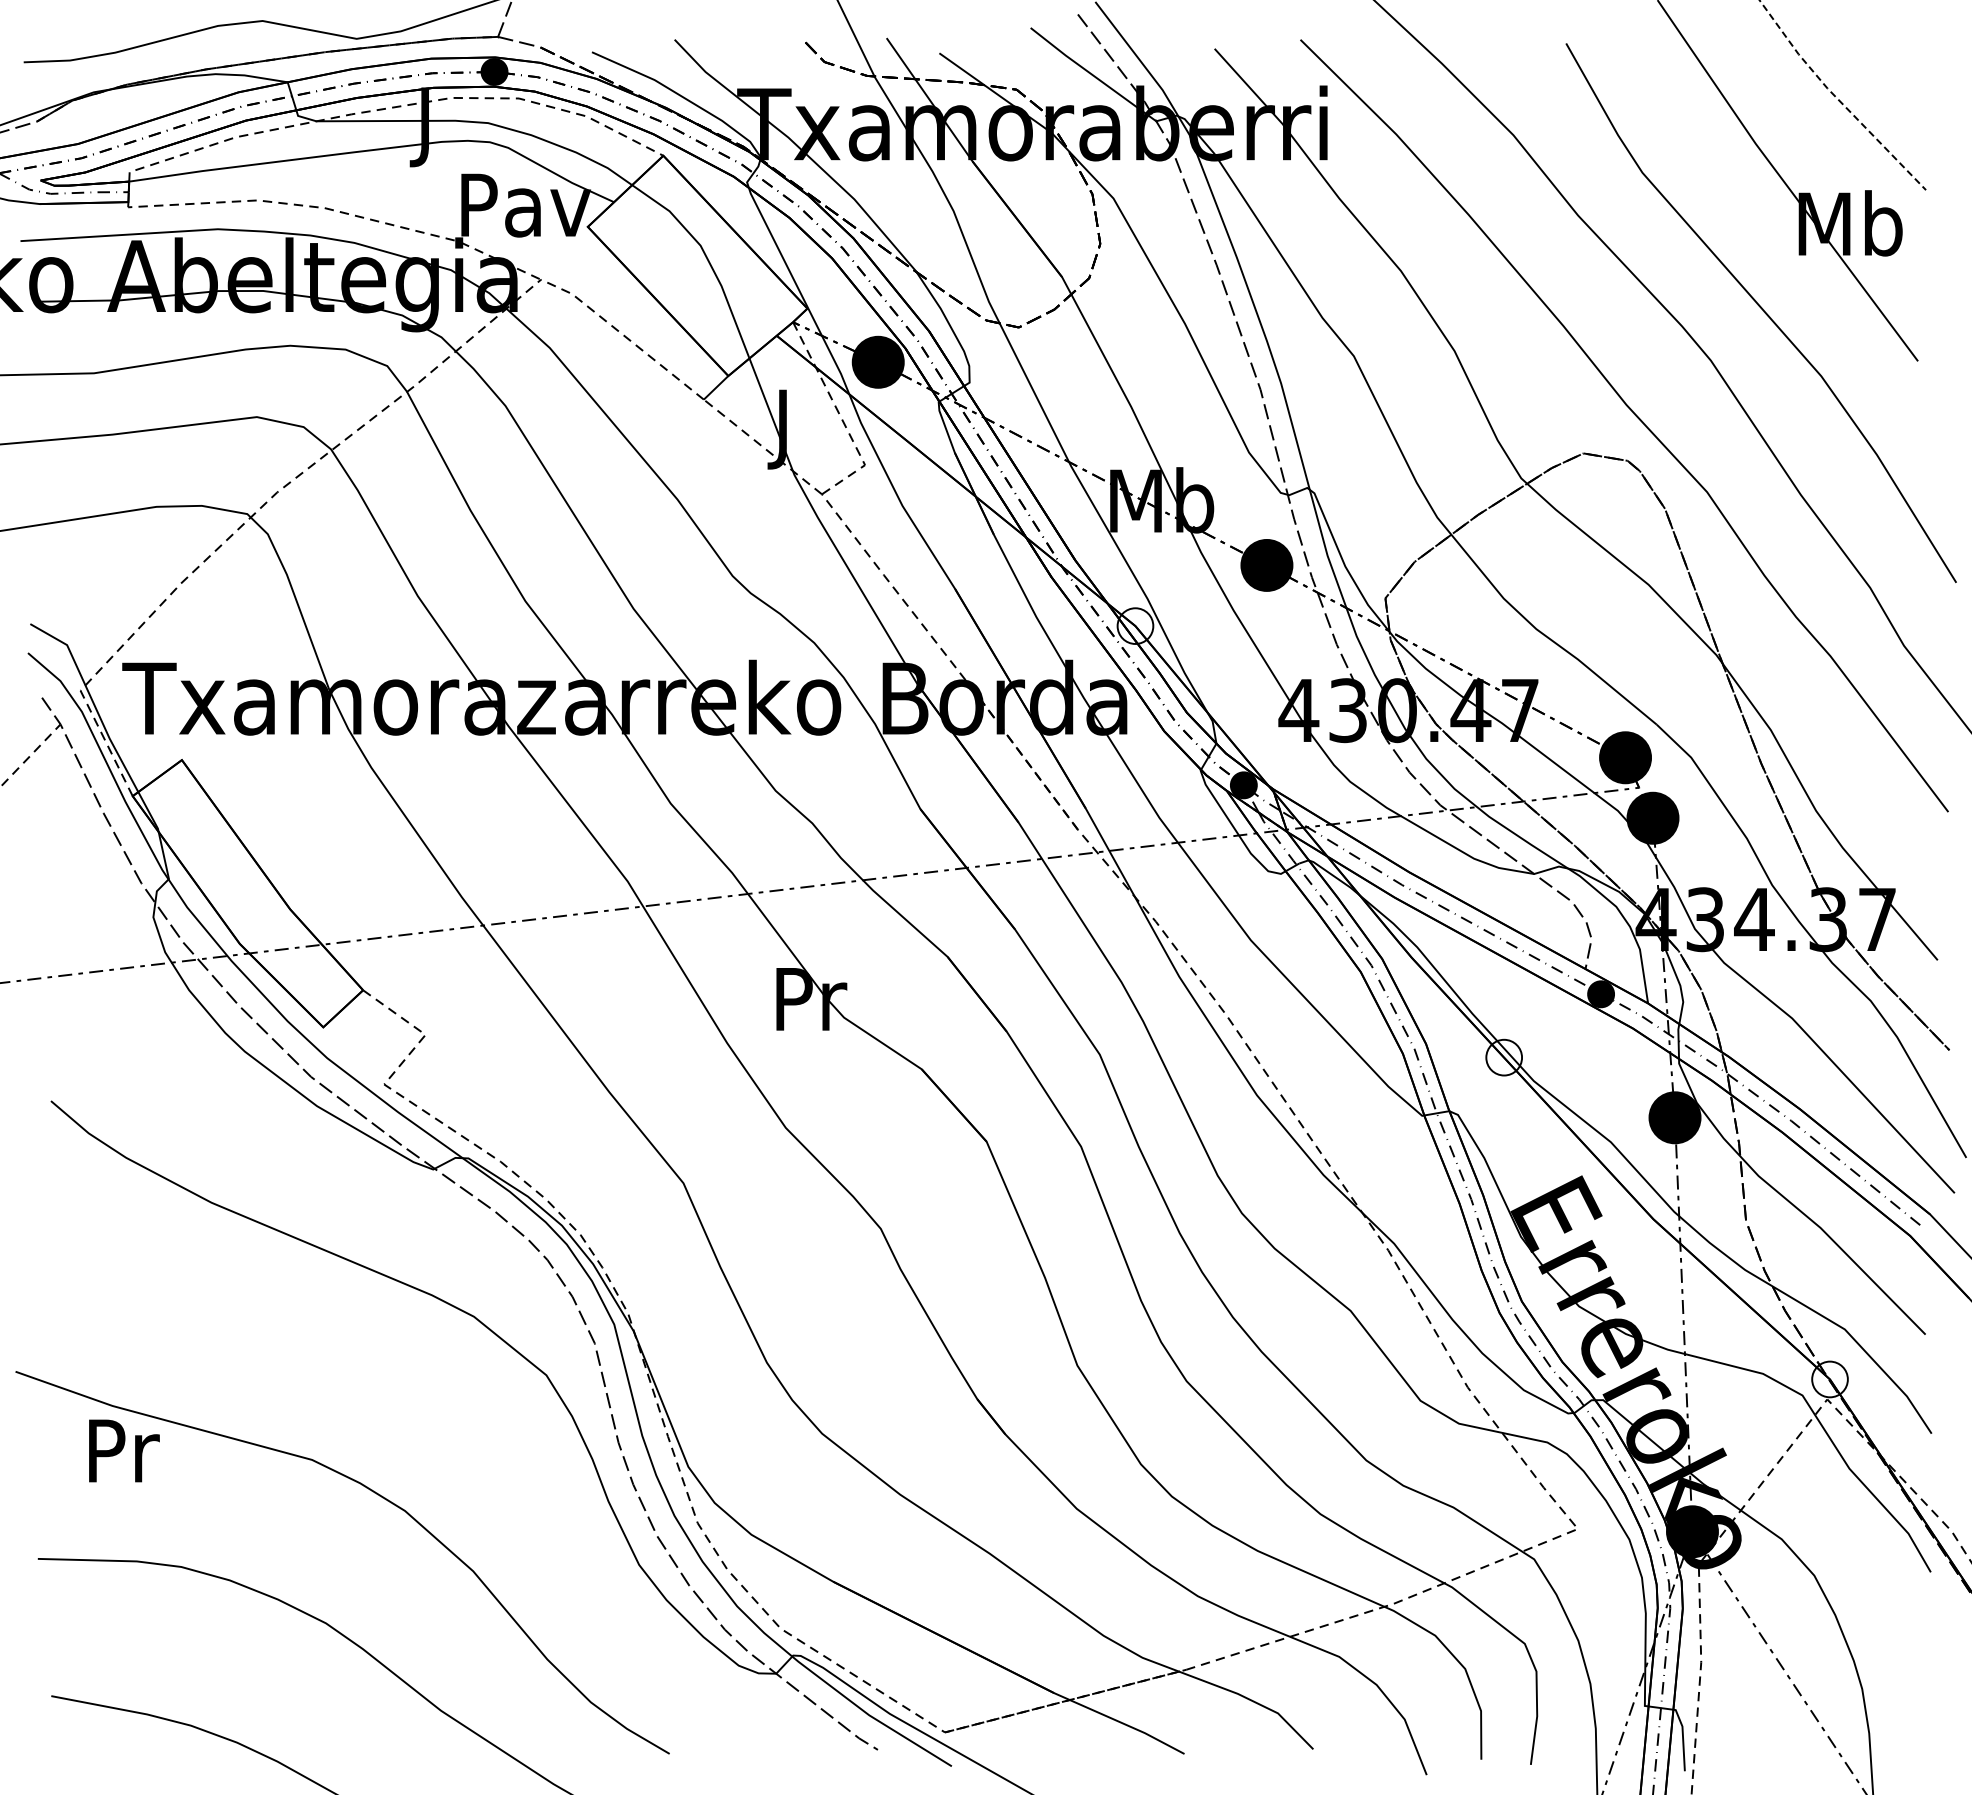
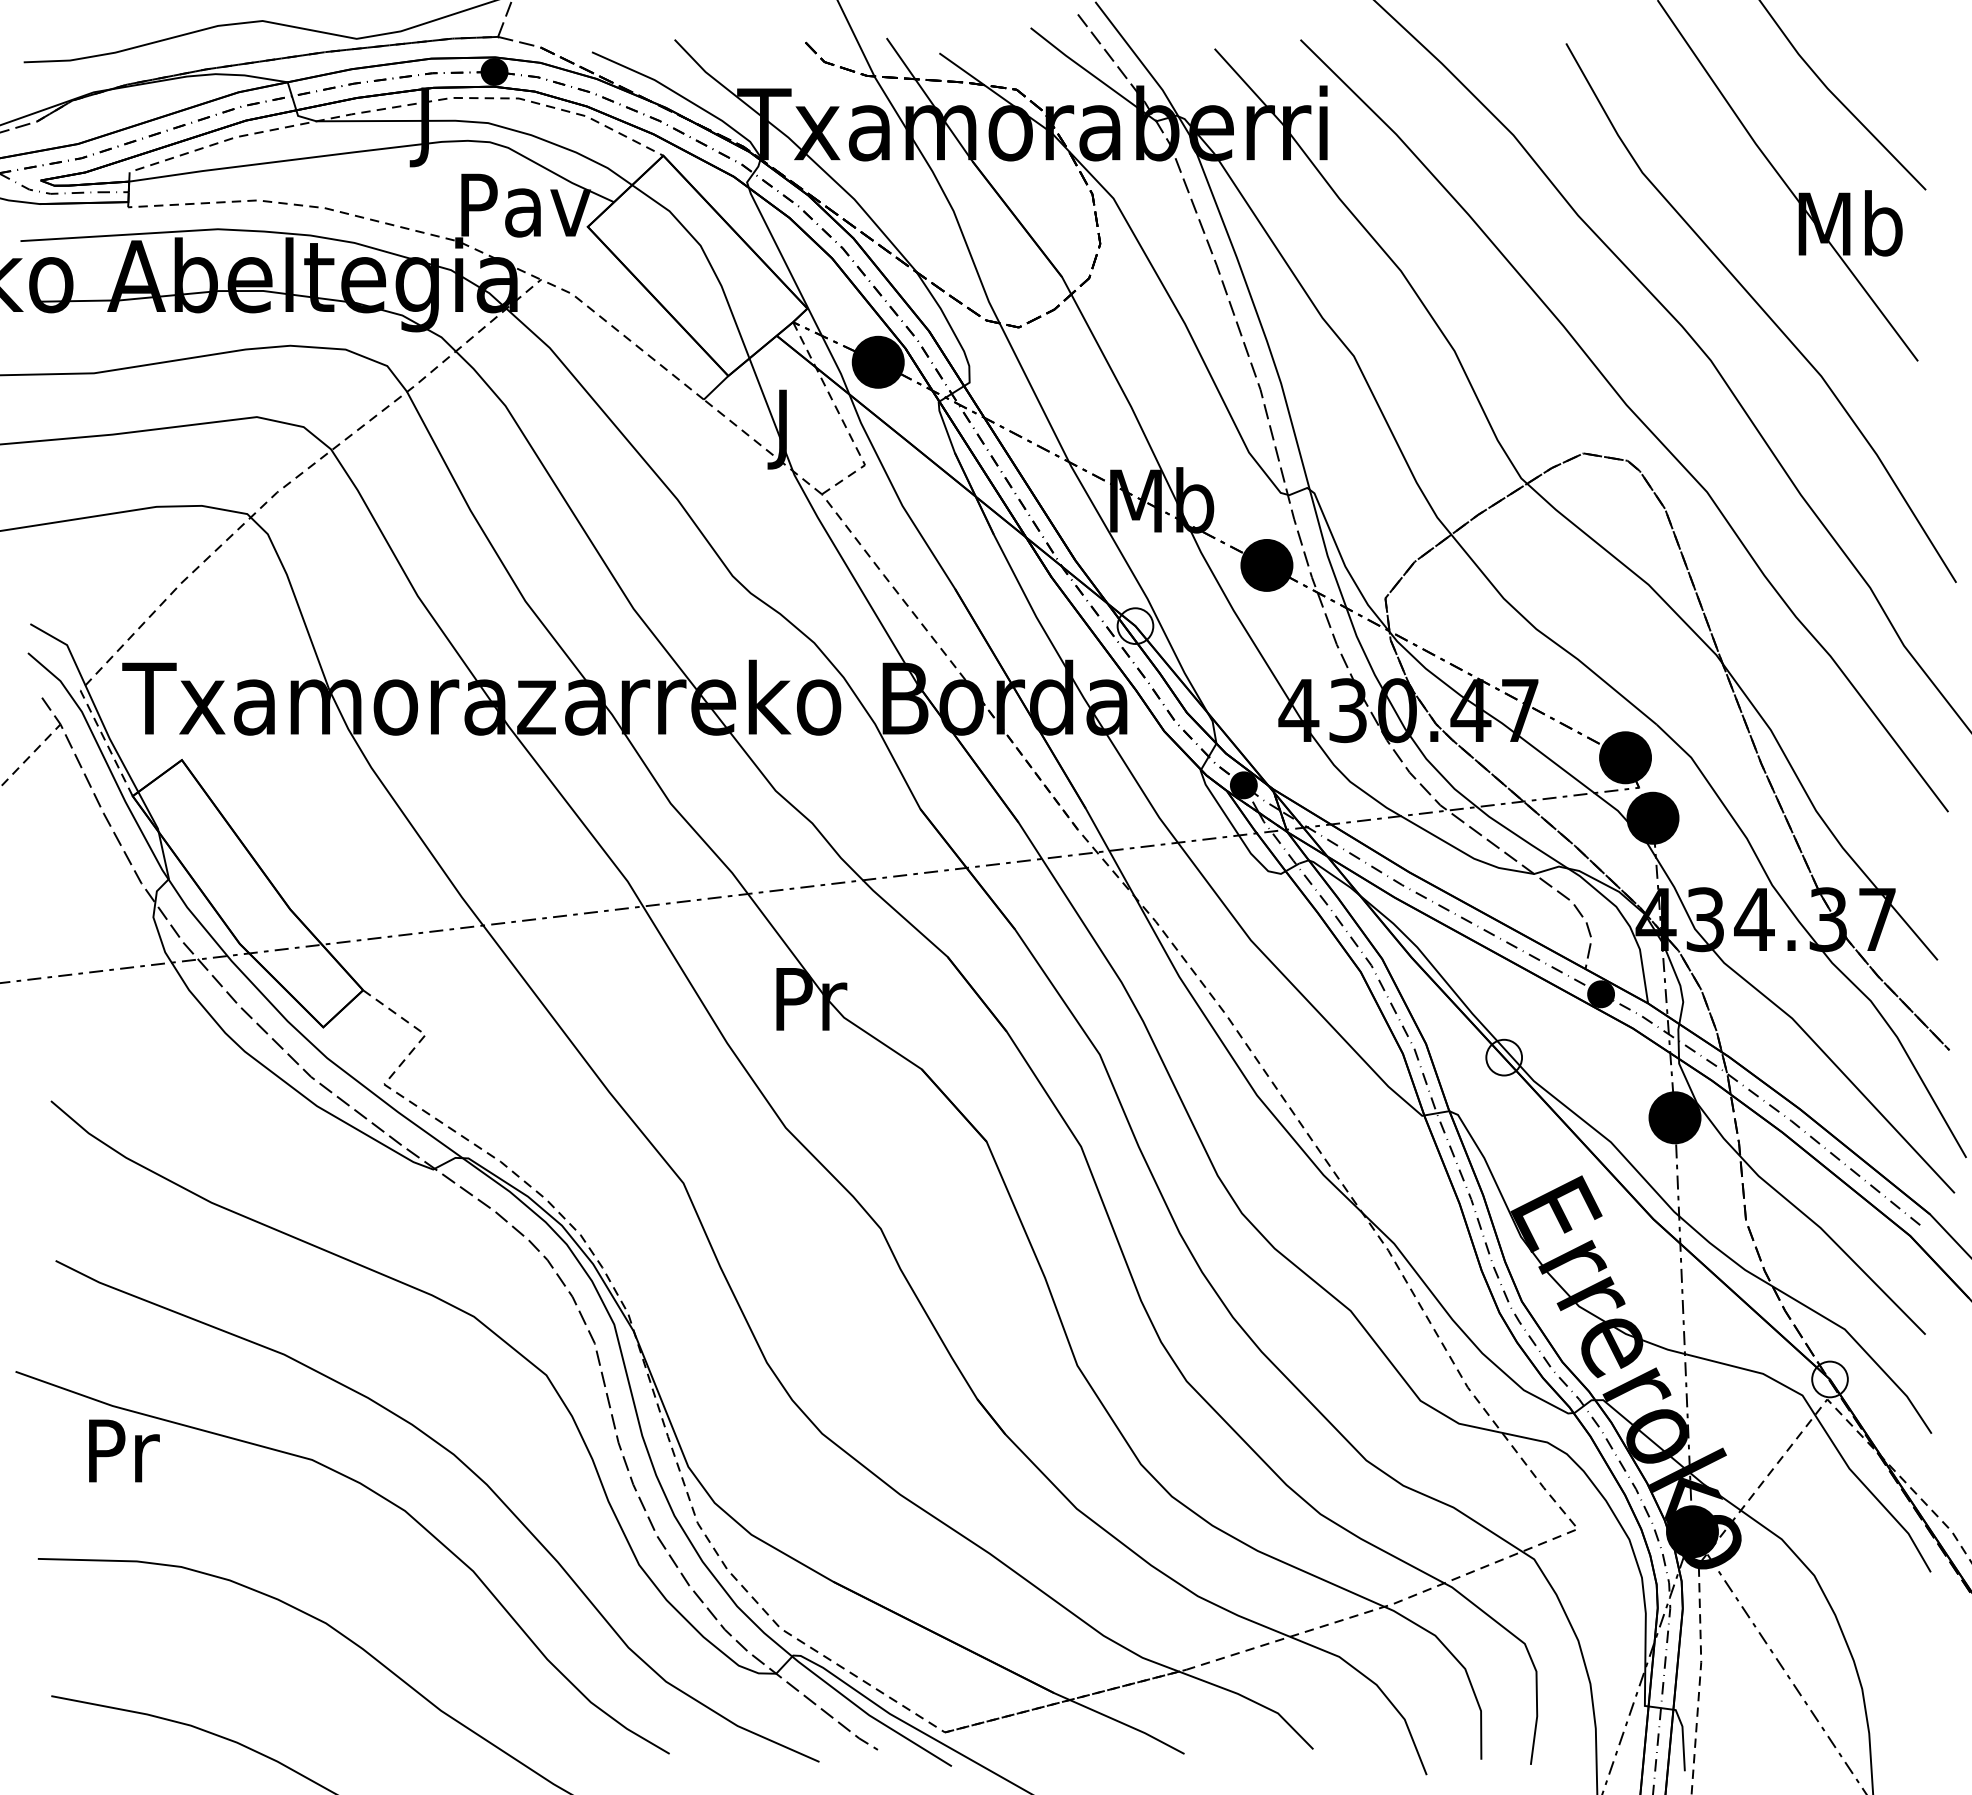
line: dashed -> solid (1837, 98)
curve: none -> present (470, 1471)
